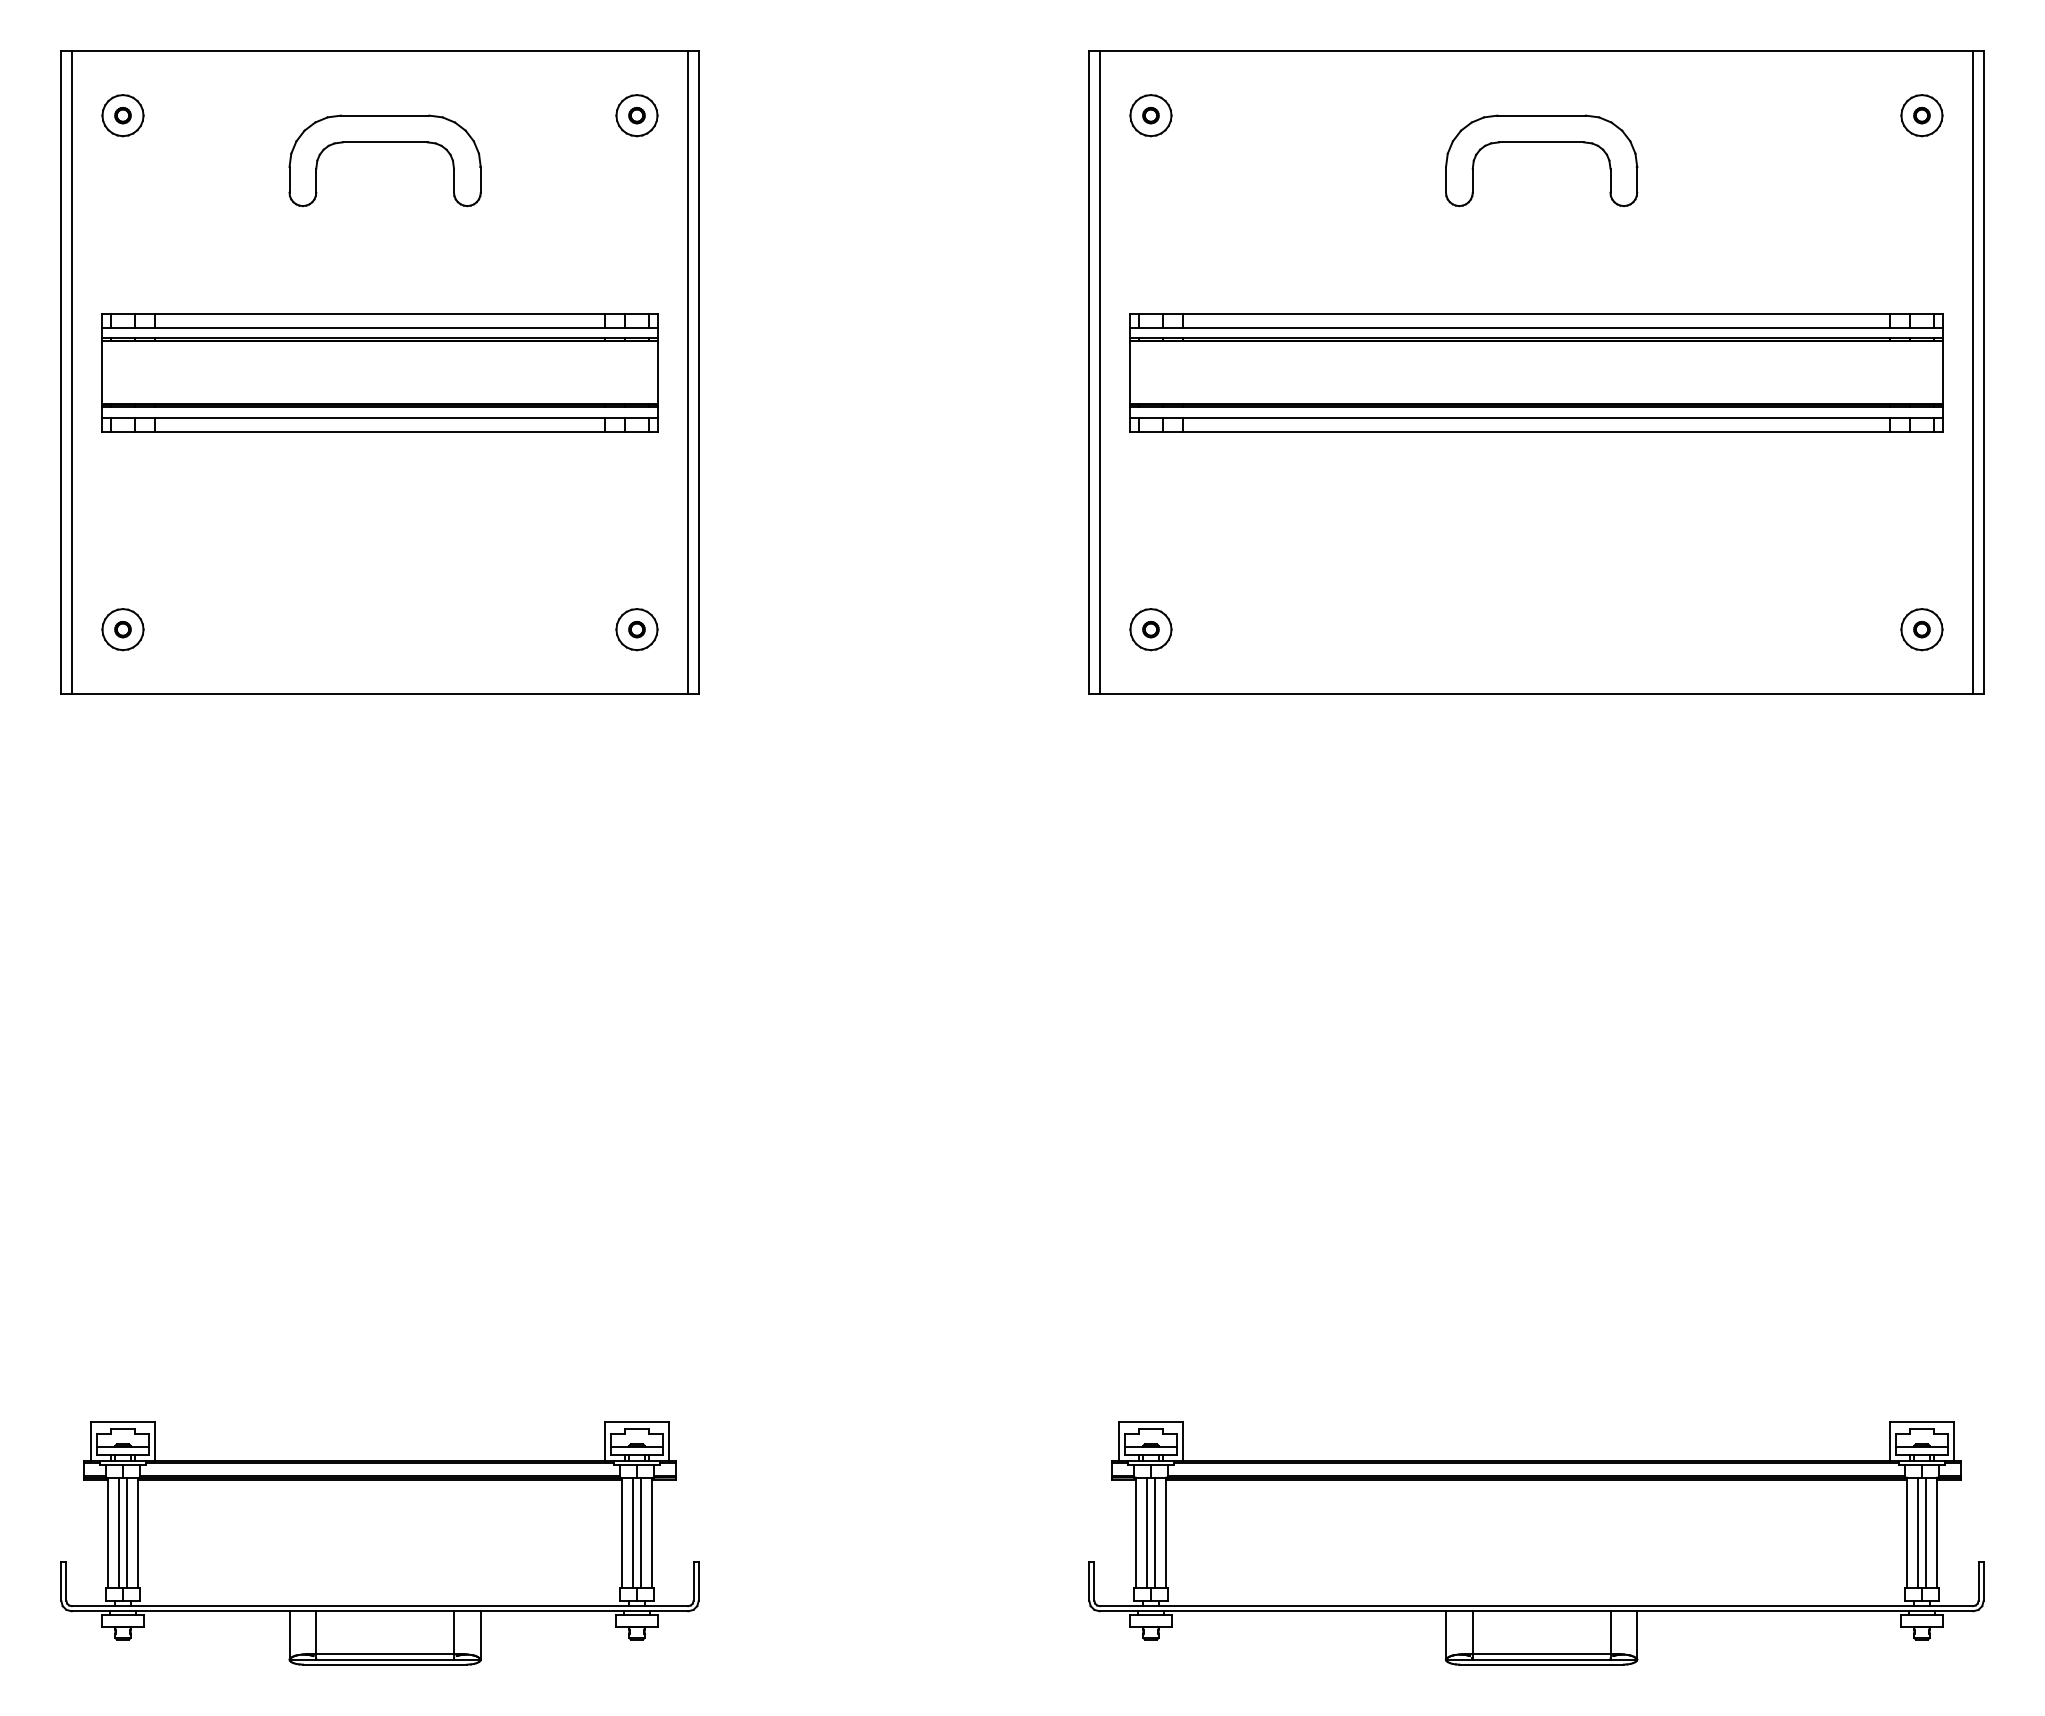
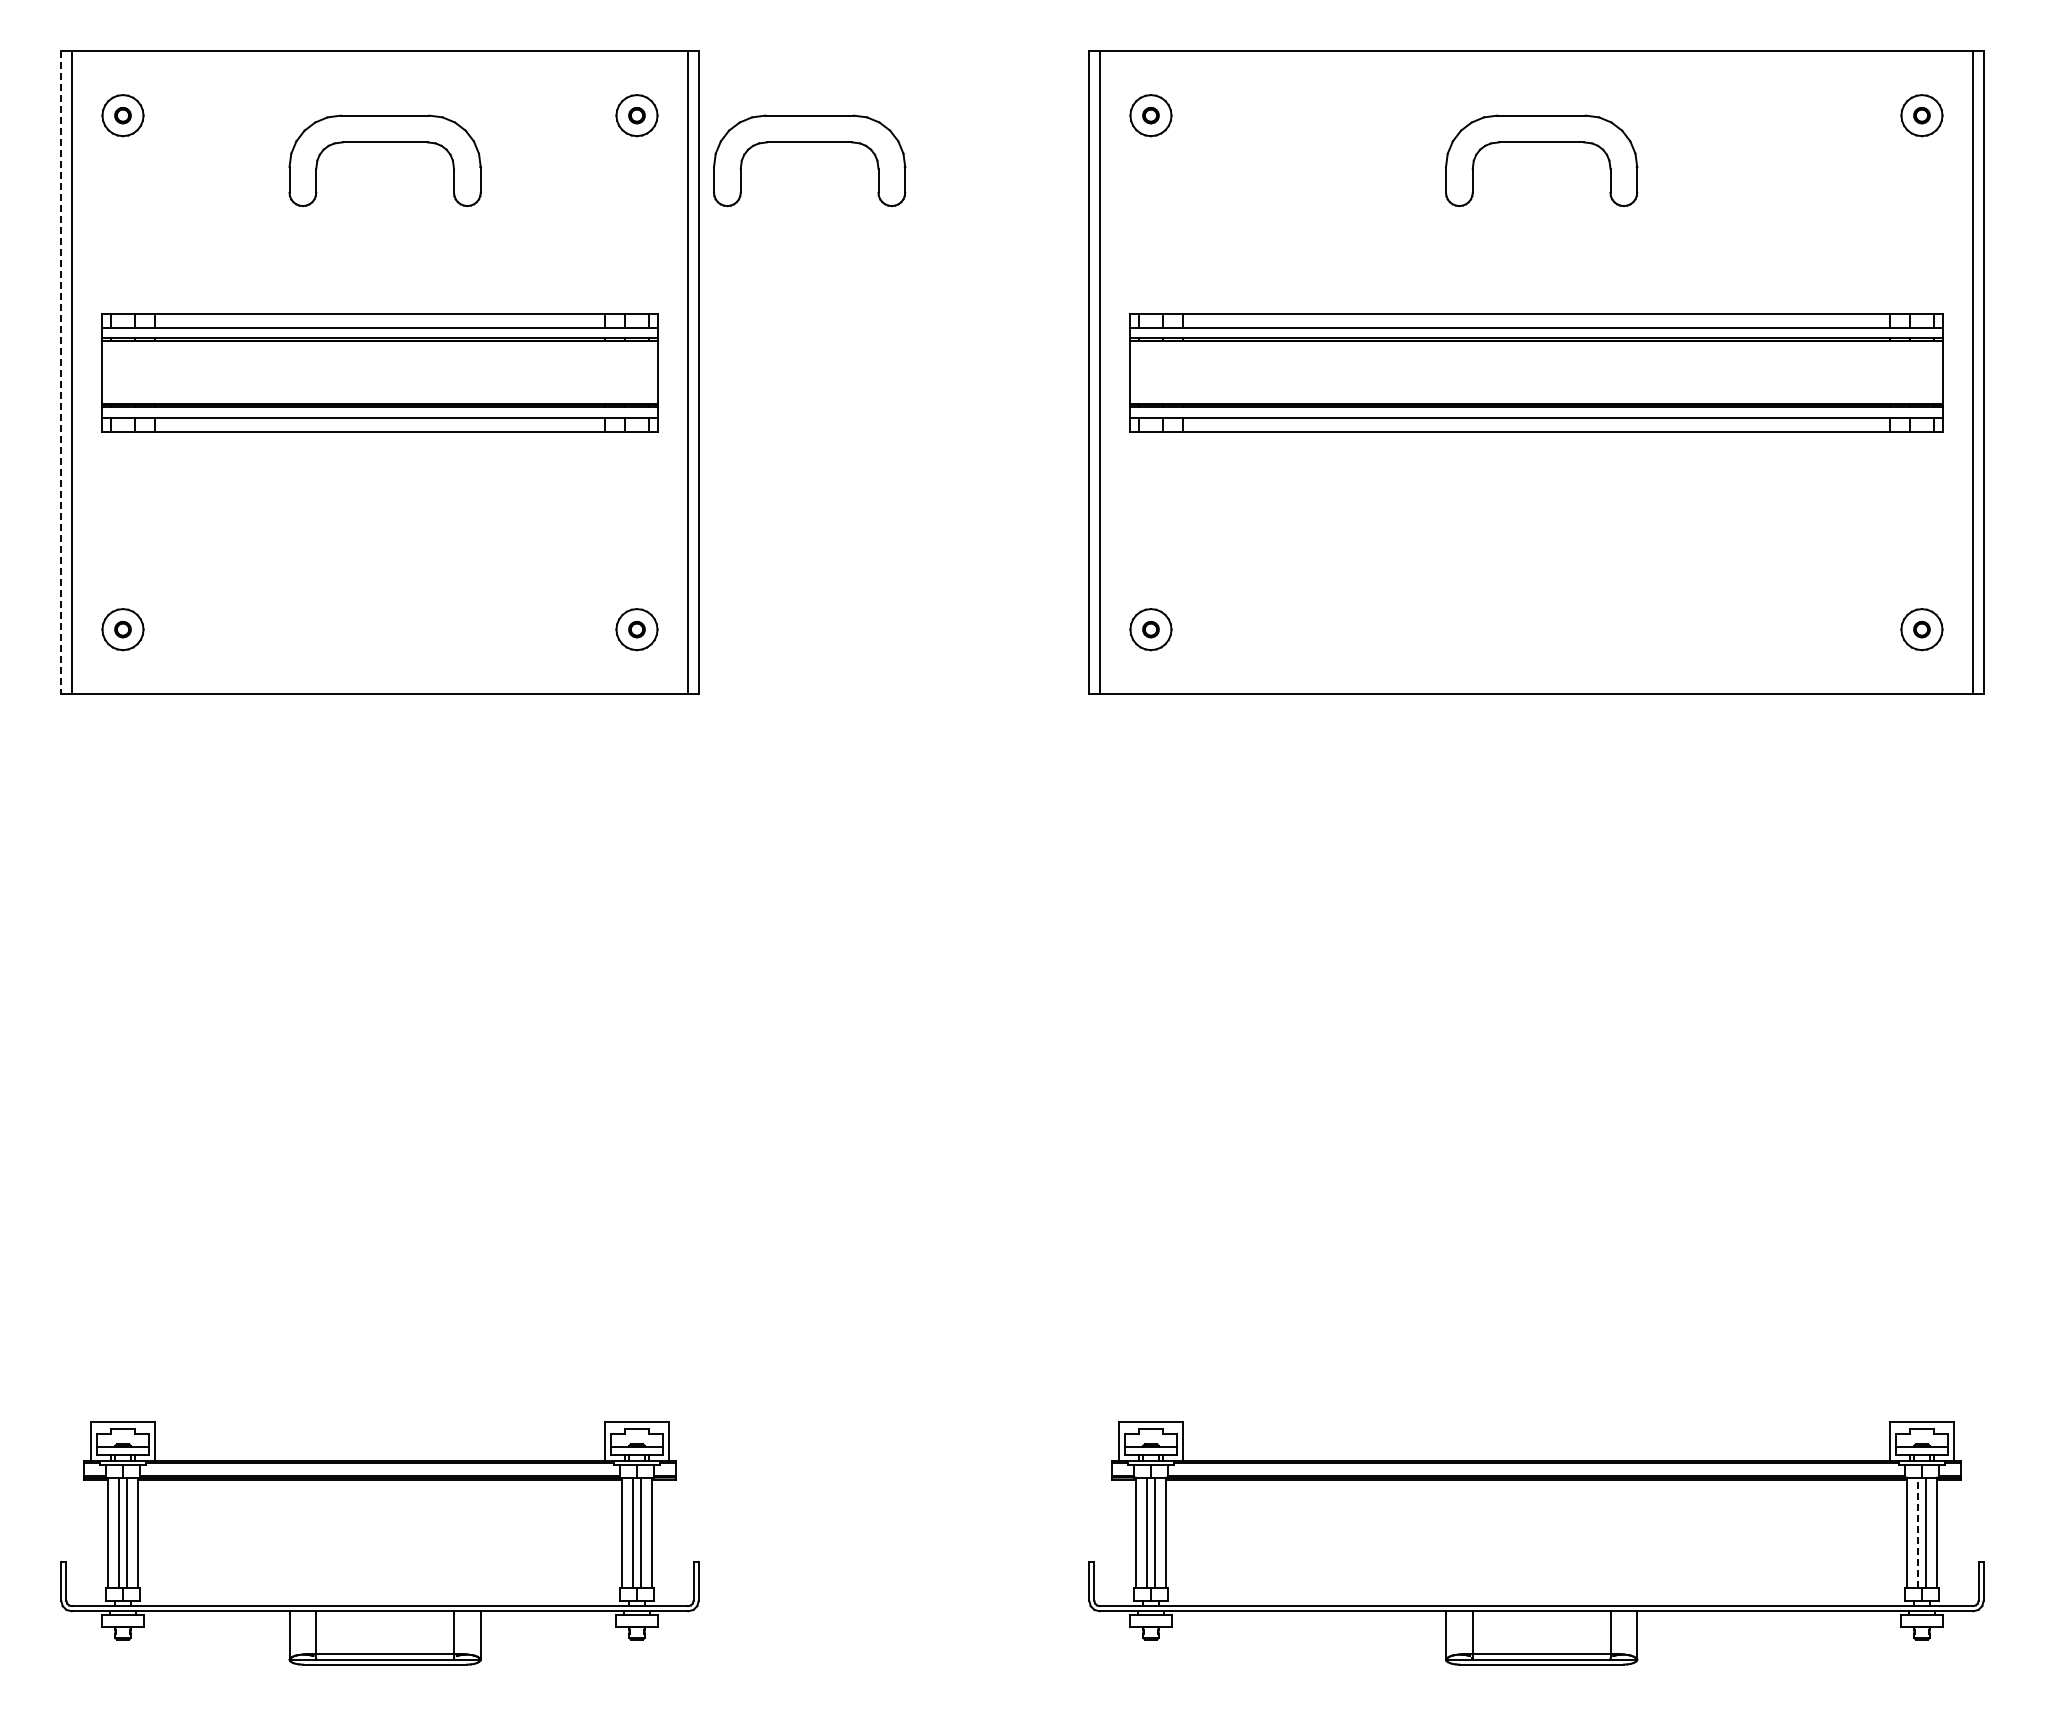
part: none -> present (809, 142)
line: solid -> dashed (61, 373)
line: solid -> dashed (1918, 1532)
